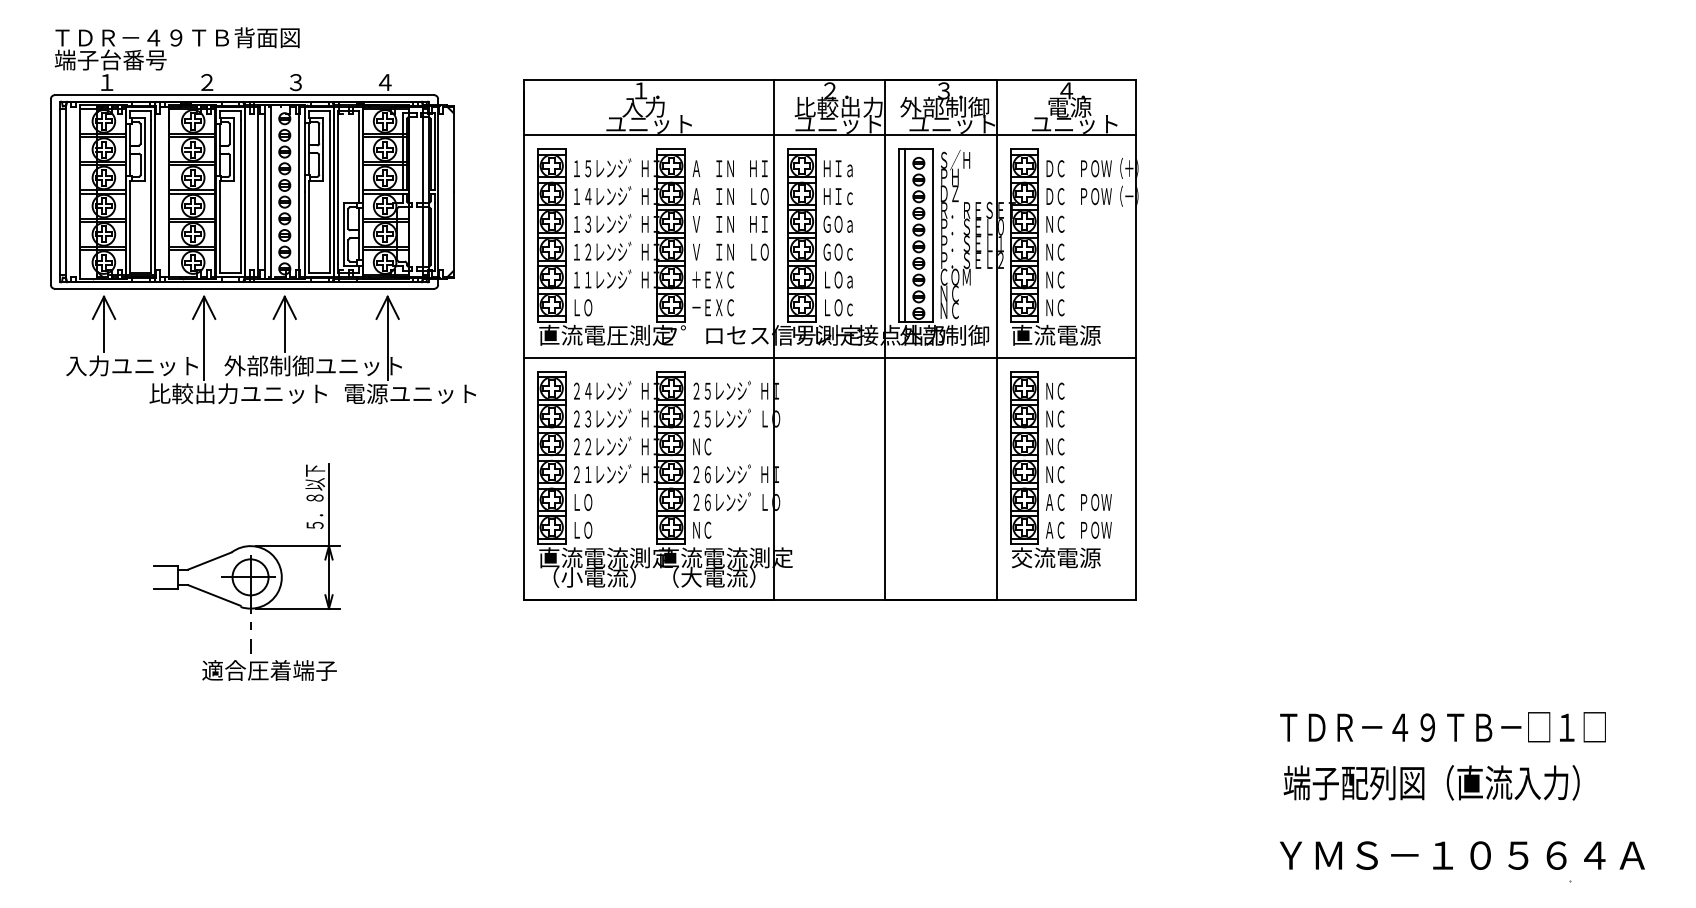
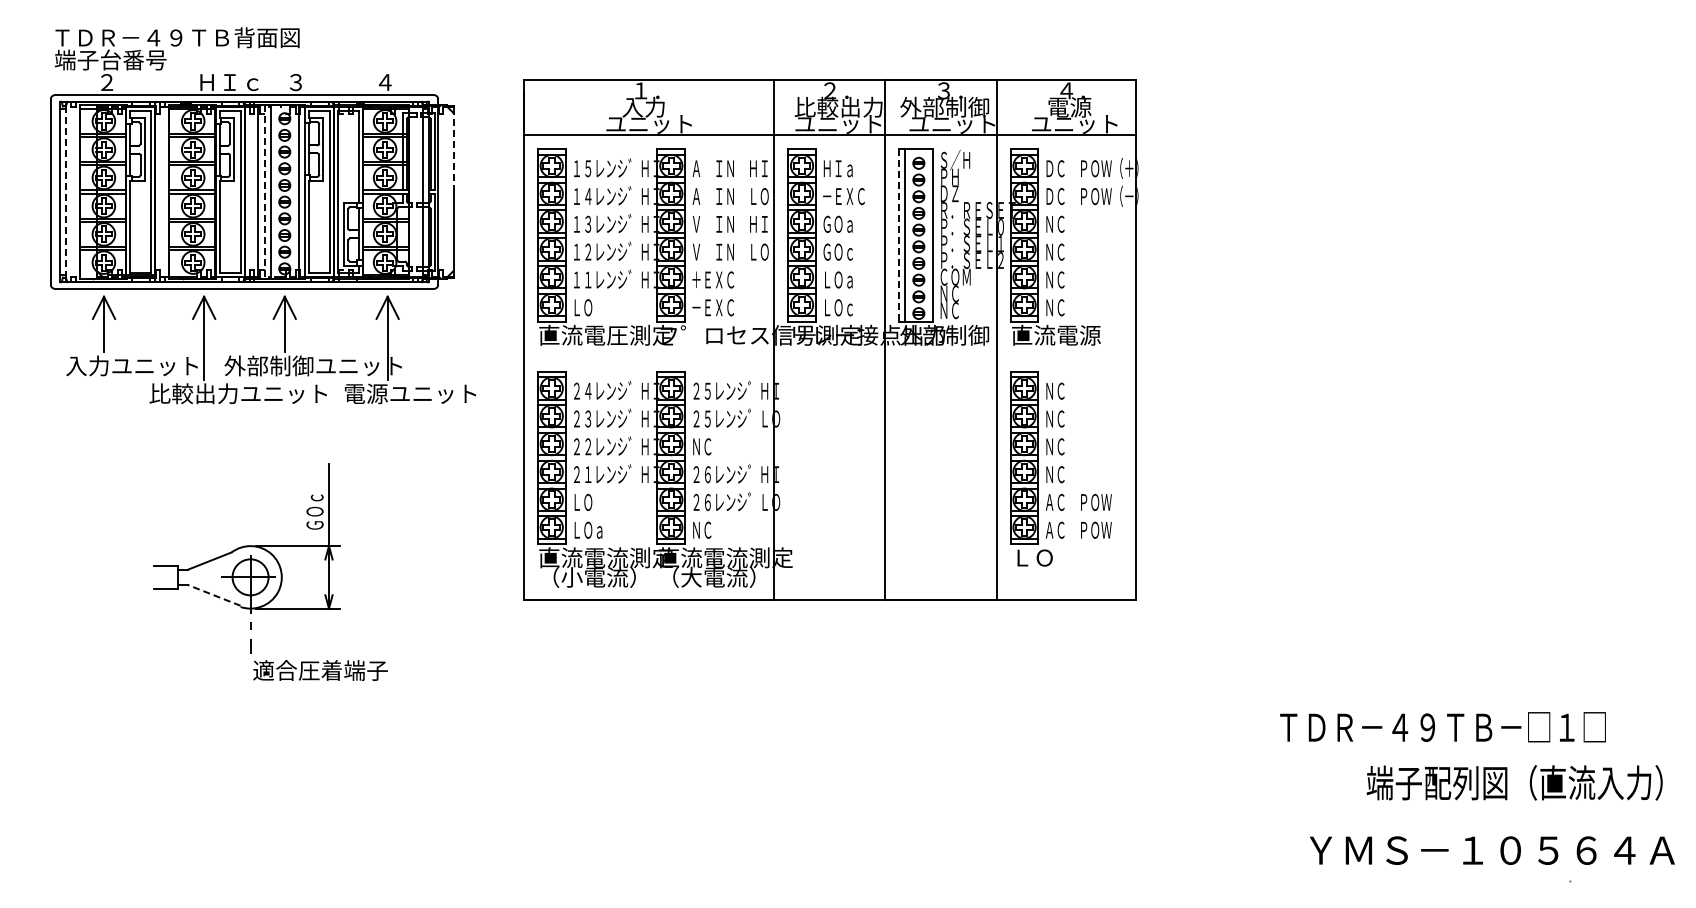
text: １ -> ２ (106, 81)
text: ２ -> ＨＩｃ (229, 82)
line: solid -> dashed (453, 150)
line: solid -> dashed (65, 192)
line: solid -> dashed (265, 192)
text: ＨＩｃ -> －ＥＸＣ (843, 196)
line: solid -> dashed (899, 236)
line: present -> none (829, 357)
text: ５．８以下 -> ＧＯｃ (315, 496)
text: ＬＯ -> ＬＯａ (599, 532)
text: 交流電源 -> ＬＯ (1055, 557)
line: solid -> dashed (214, 595)
text position: (269, 670) -> (320, 670) (320, 670)
text position: (1431, 782) -> (1514, 782) (1514, 782)
text position: (1462, 855) -> (1492, 850) (1492, 850)
